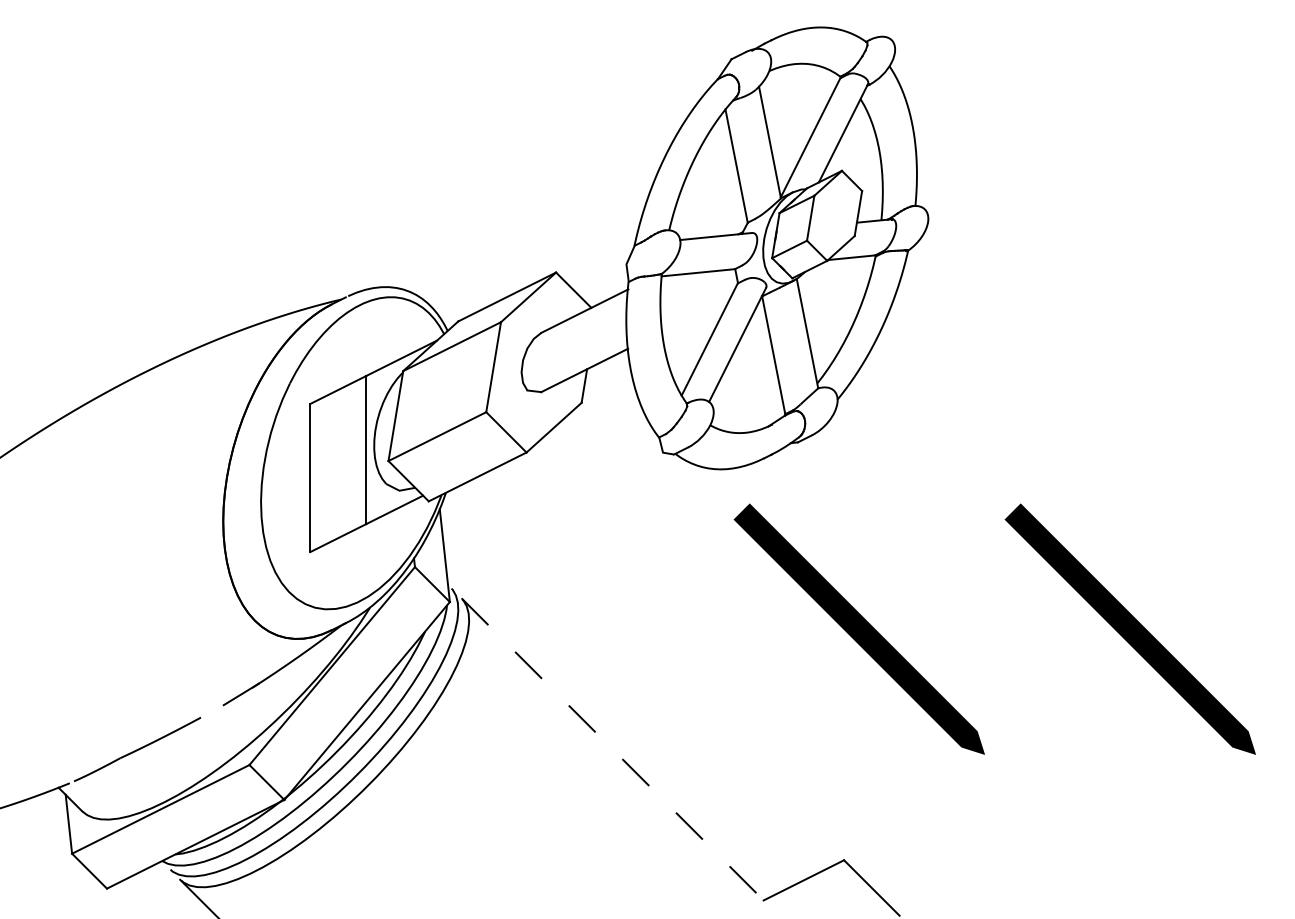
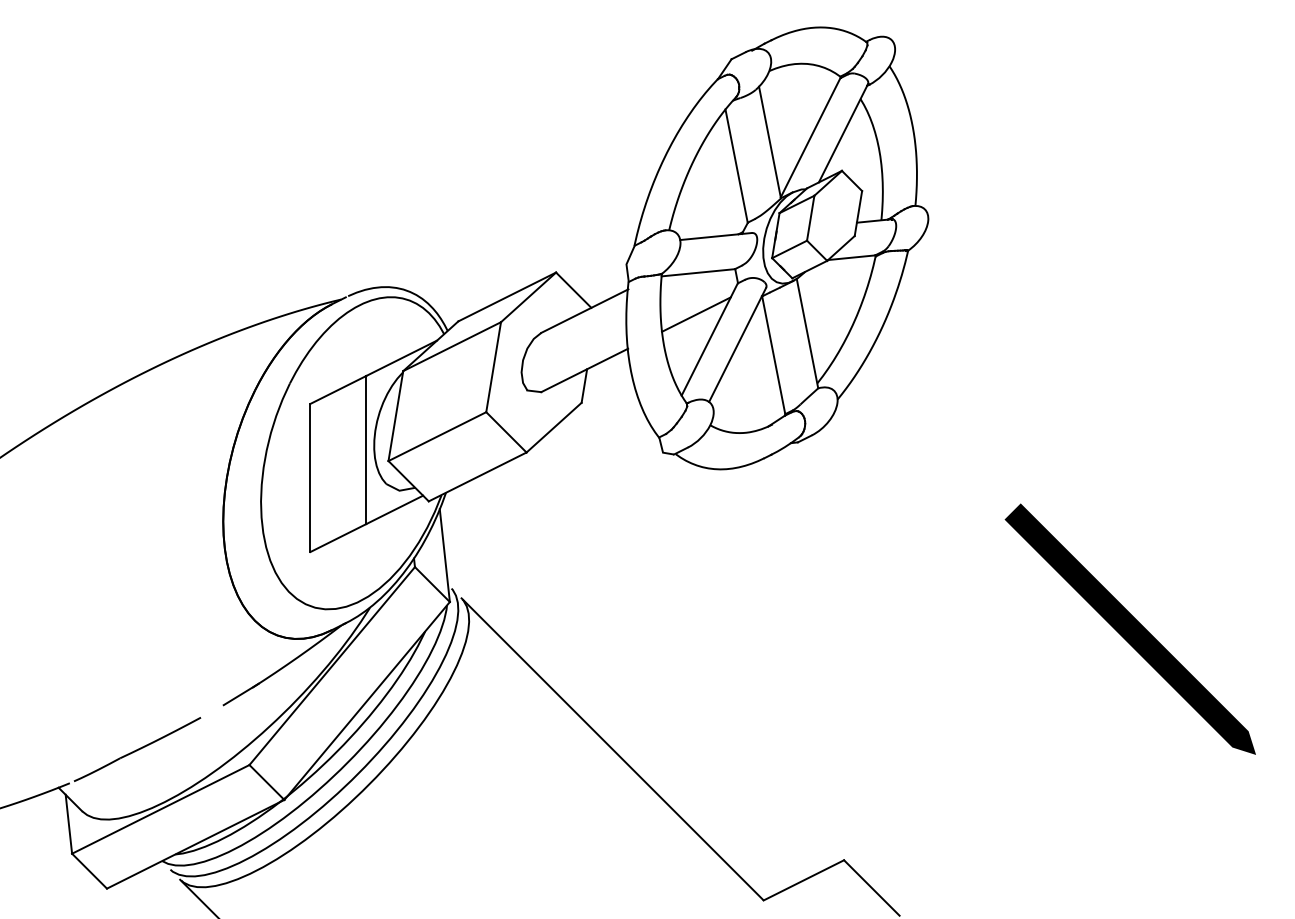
line: none -> present (696, 314)
line: present -> none (858, 628)
line: dashed -> solid (612, 749)
